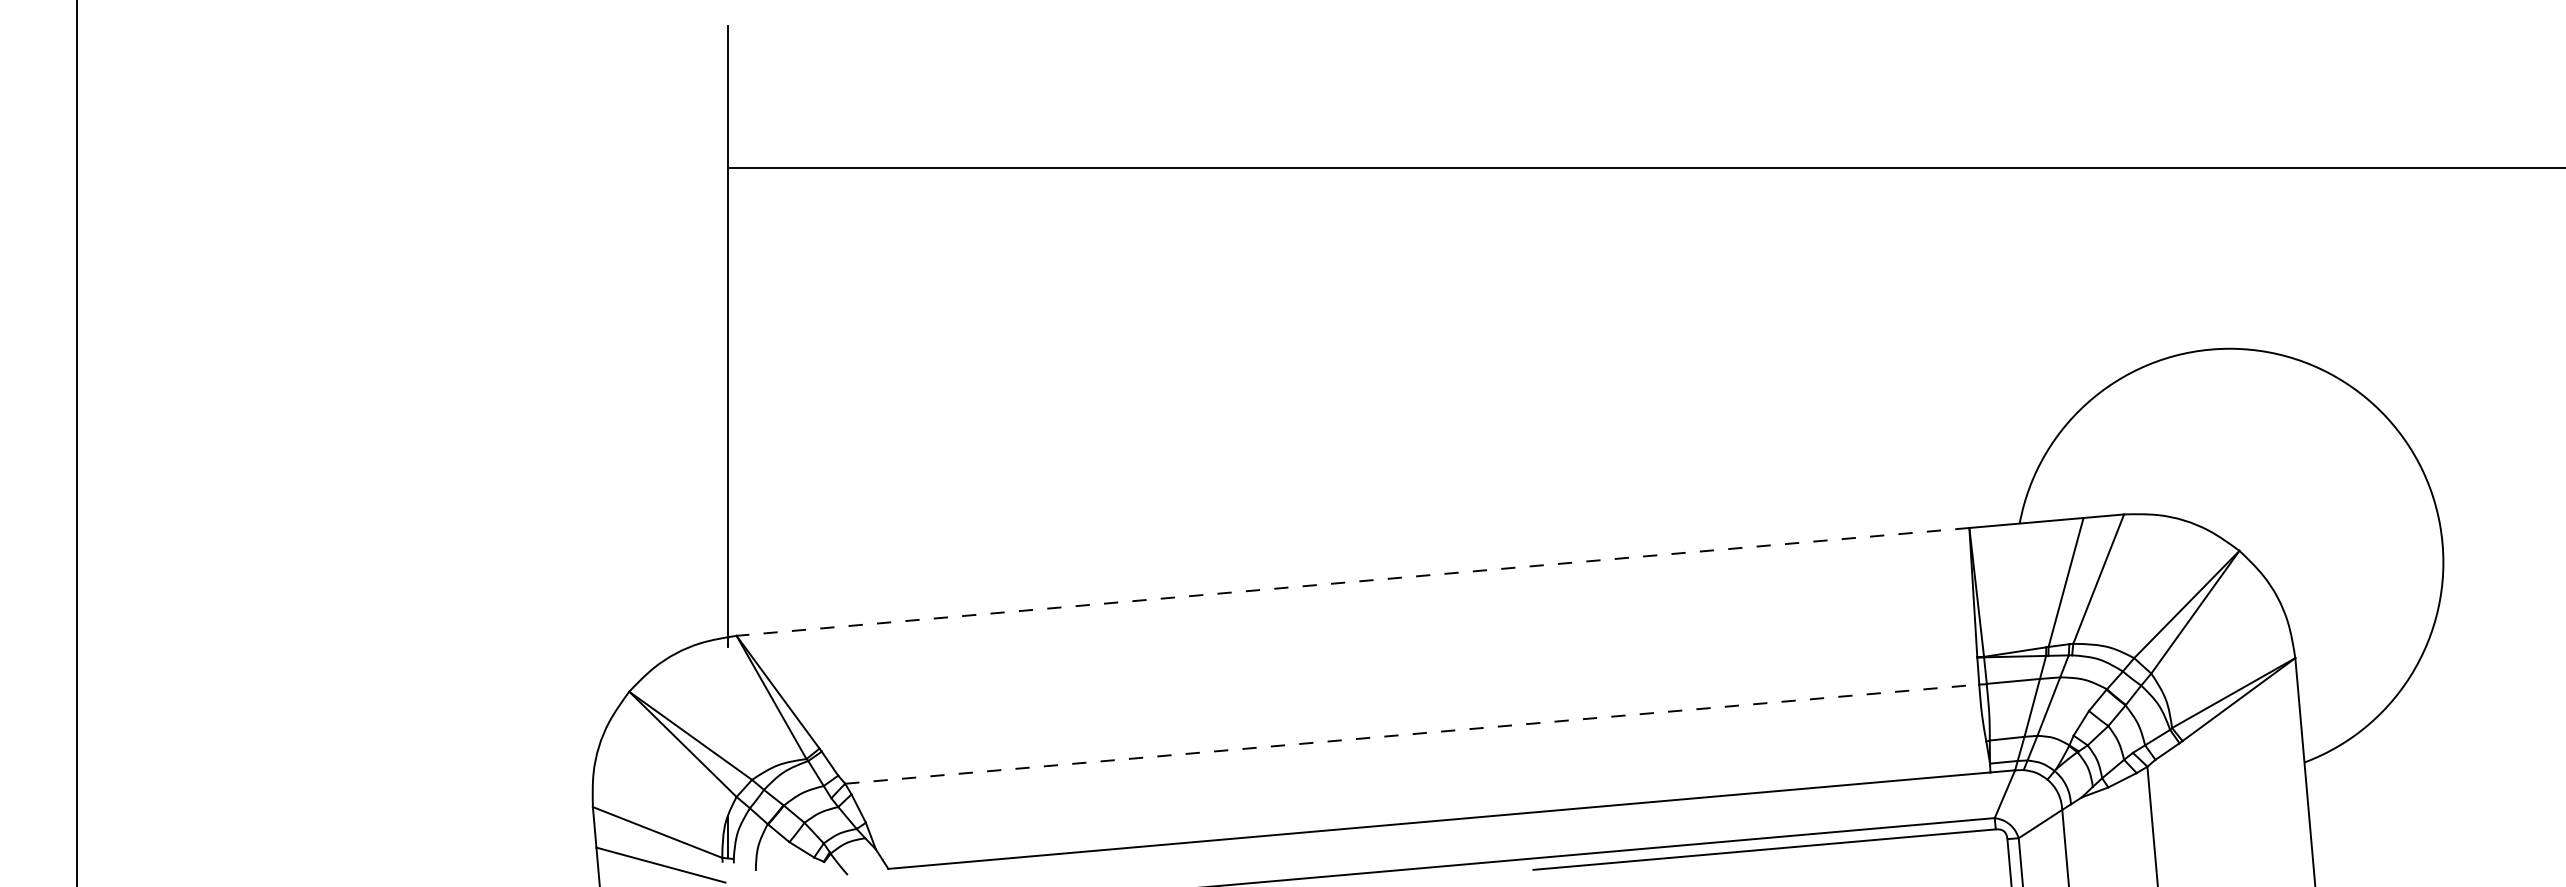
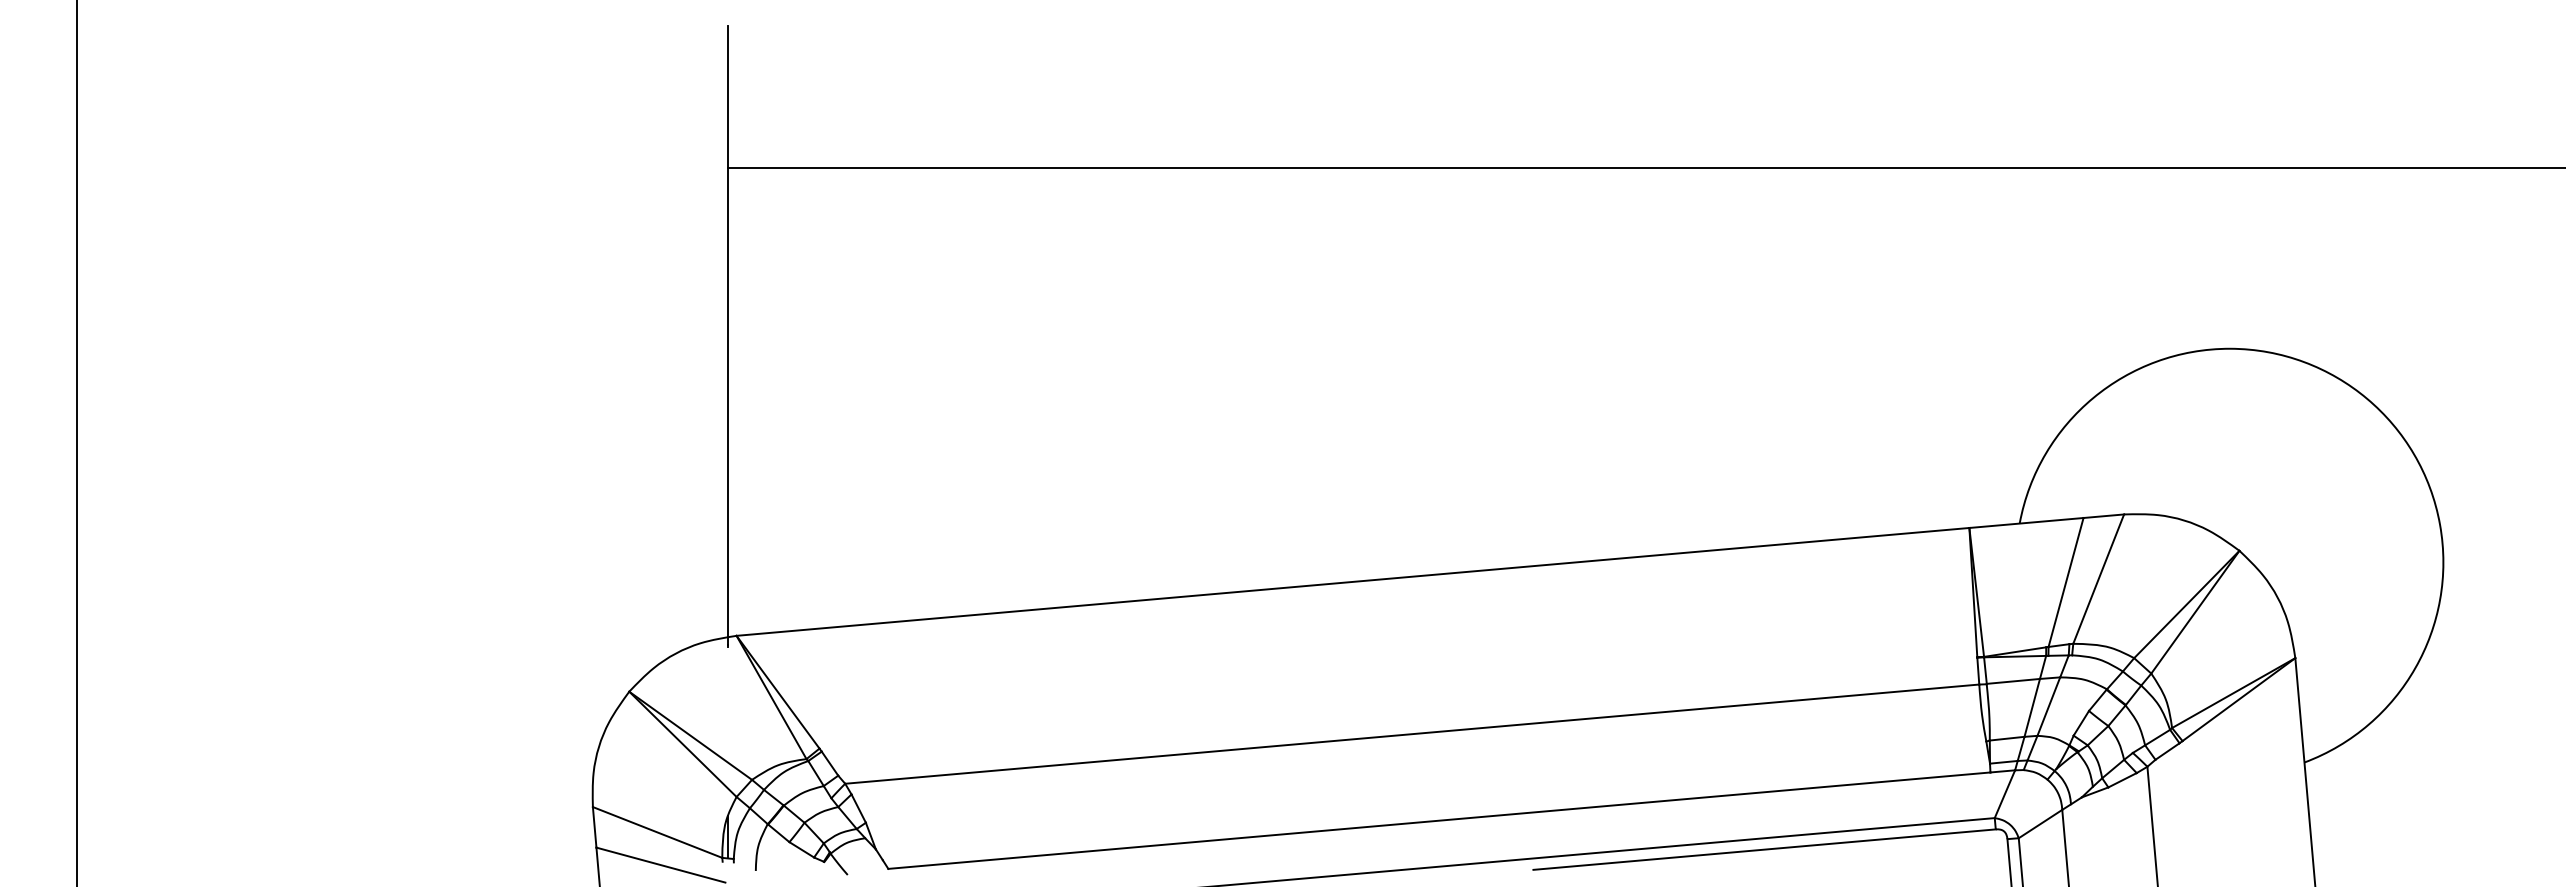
line: dashed -> solid (1352, 581)
line: dashed -> solid (1412, 734)
